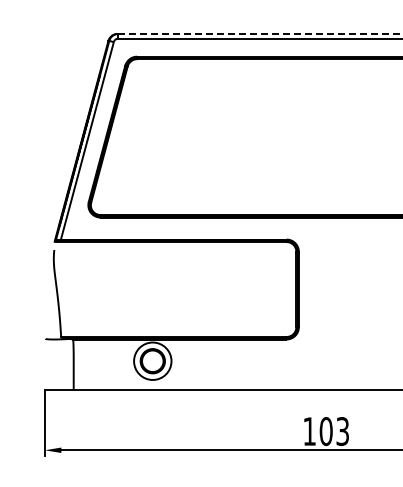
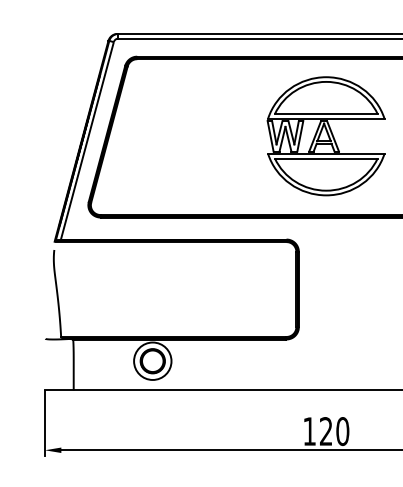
line: dashed -> solid (260, 33)
part: none -> present (325, 136)
text: 103 -> 120 (334, 431)
